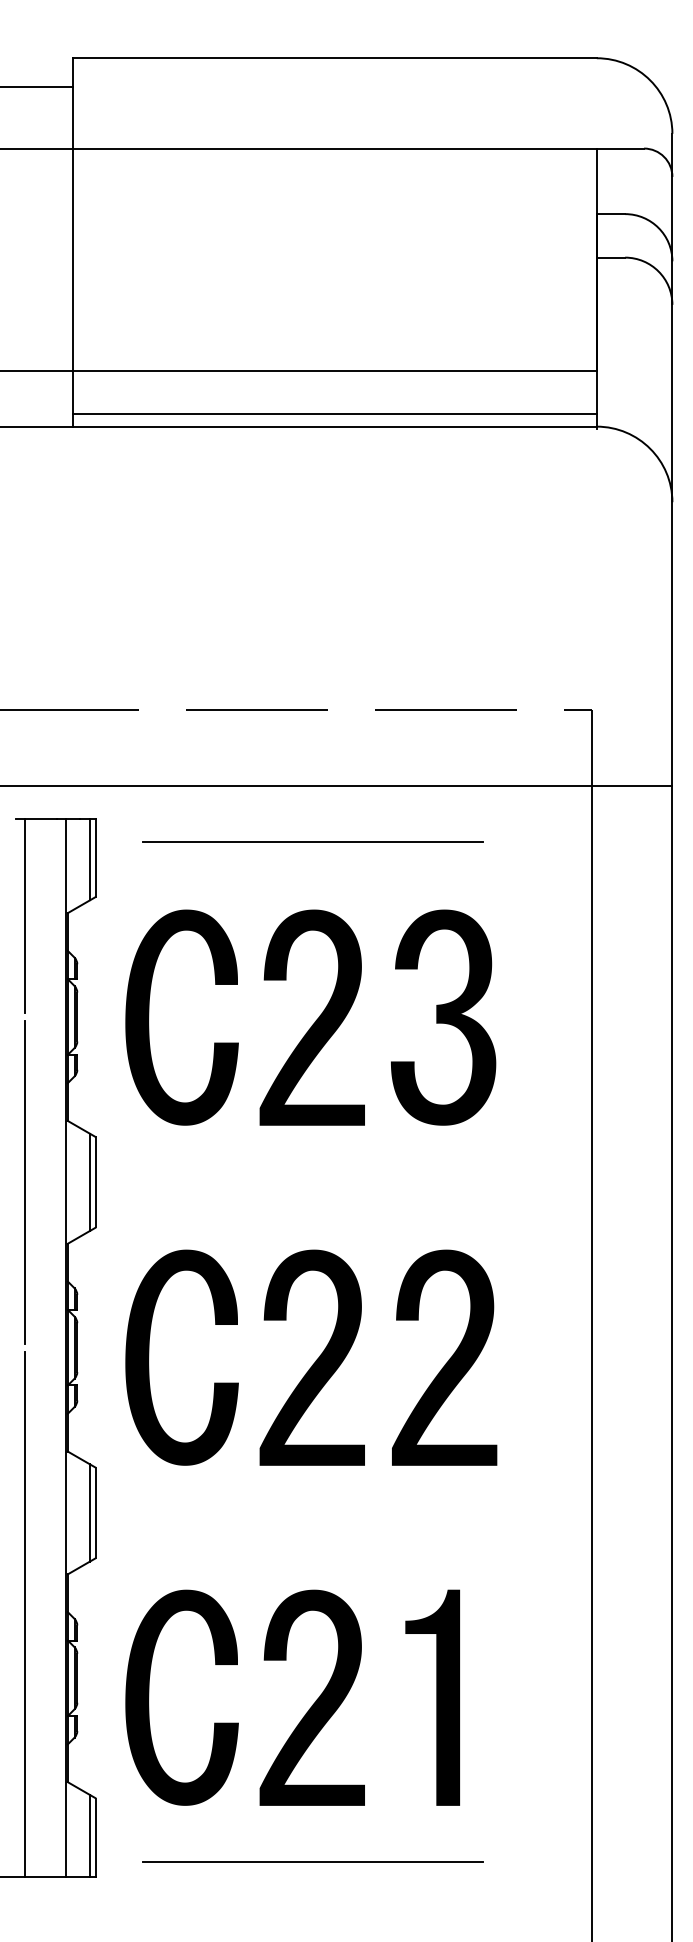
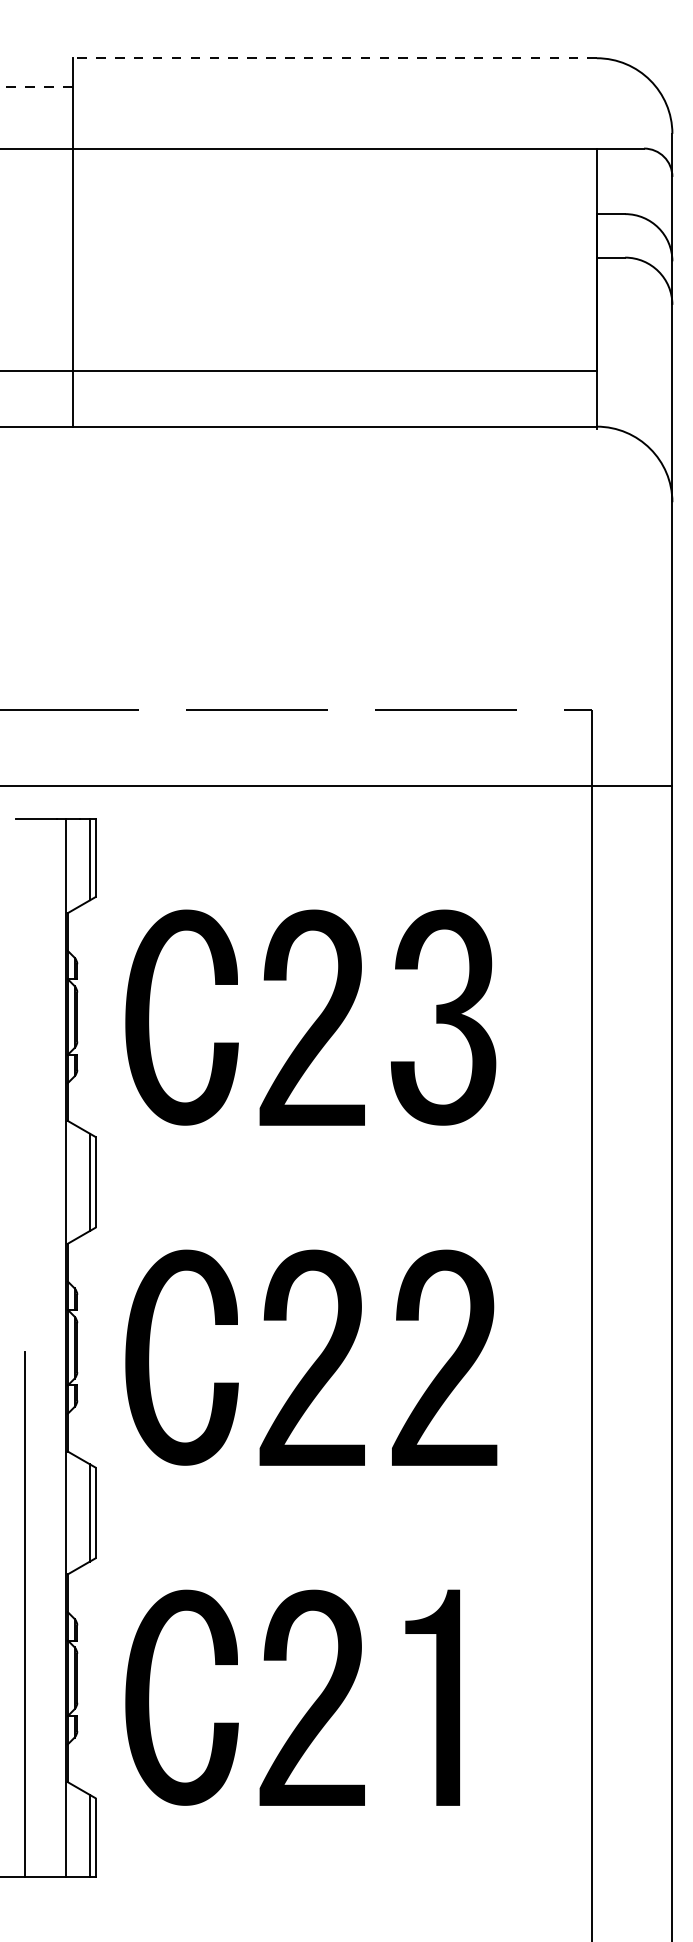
line: solid -> dashed (334, 58)
line: solid -> dashed (36, 86)
line: present -> none (334, 413)
line: present -> none (312, 841)
line: present -> none (25, 915)
line: present -> none (25, 1182)
line: present -> none (312, 1861)
